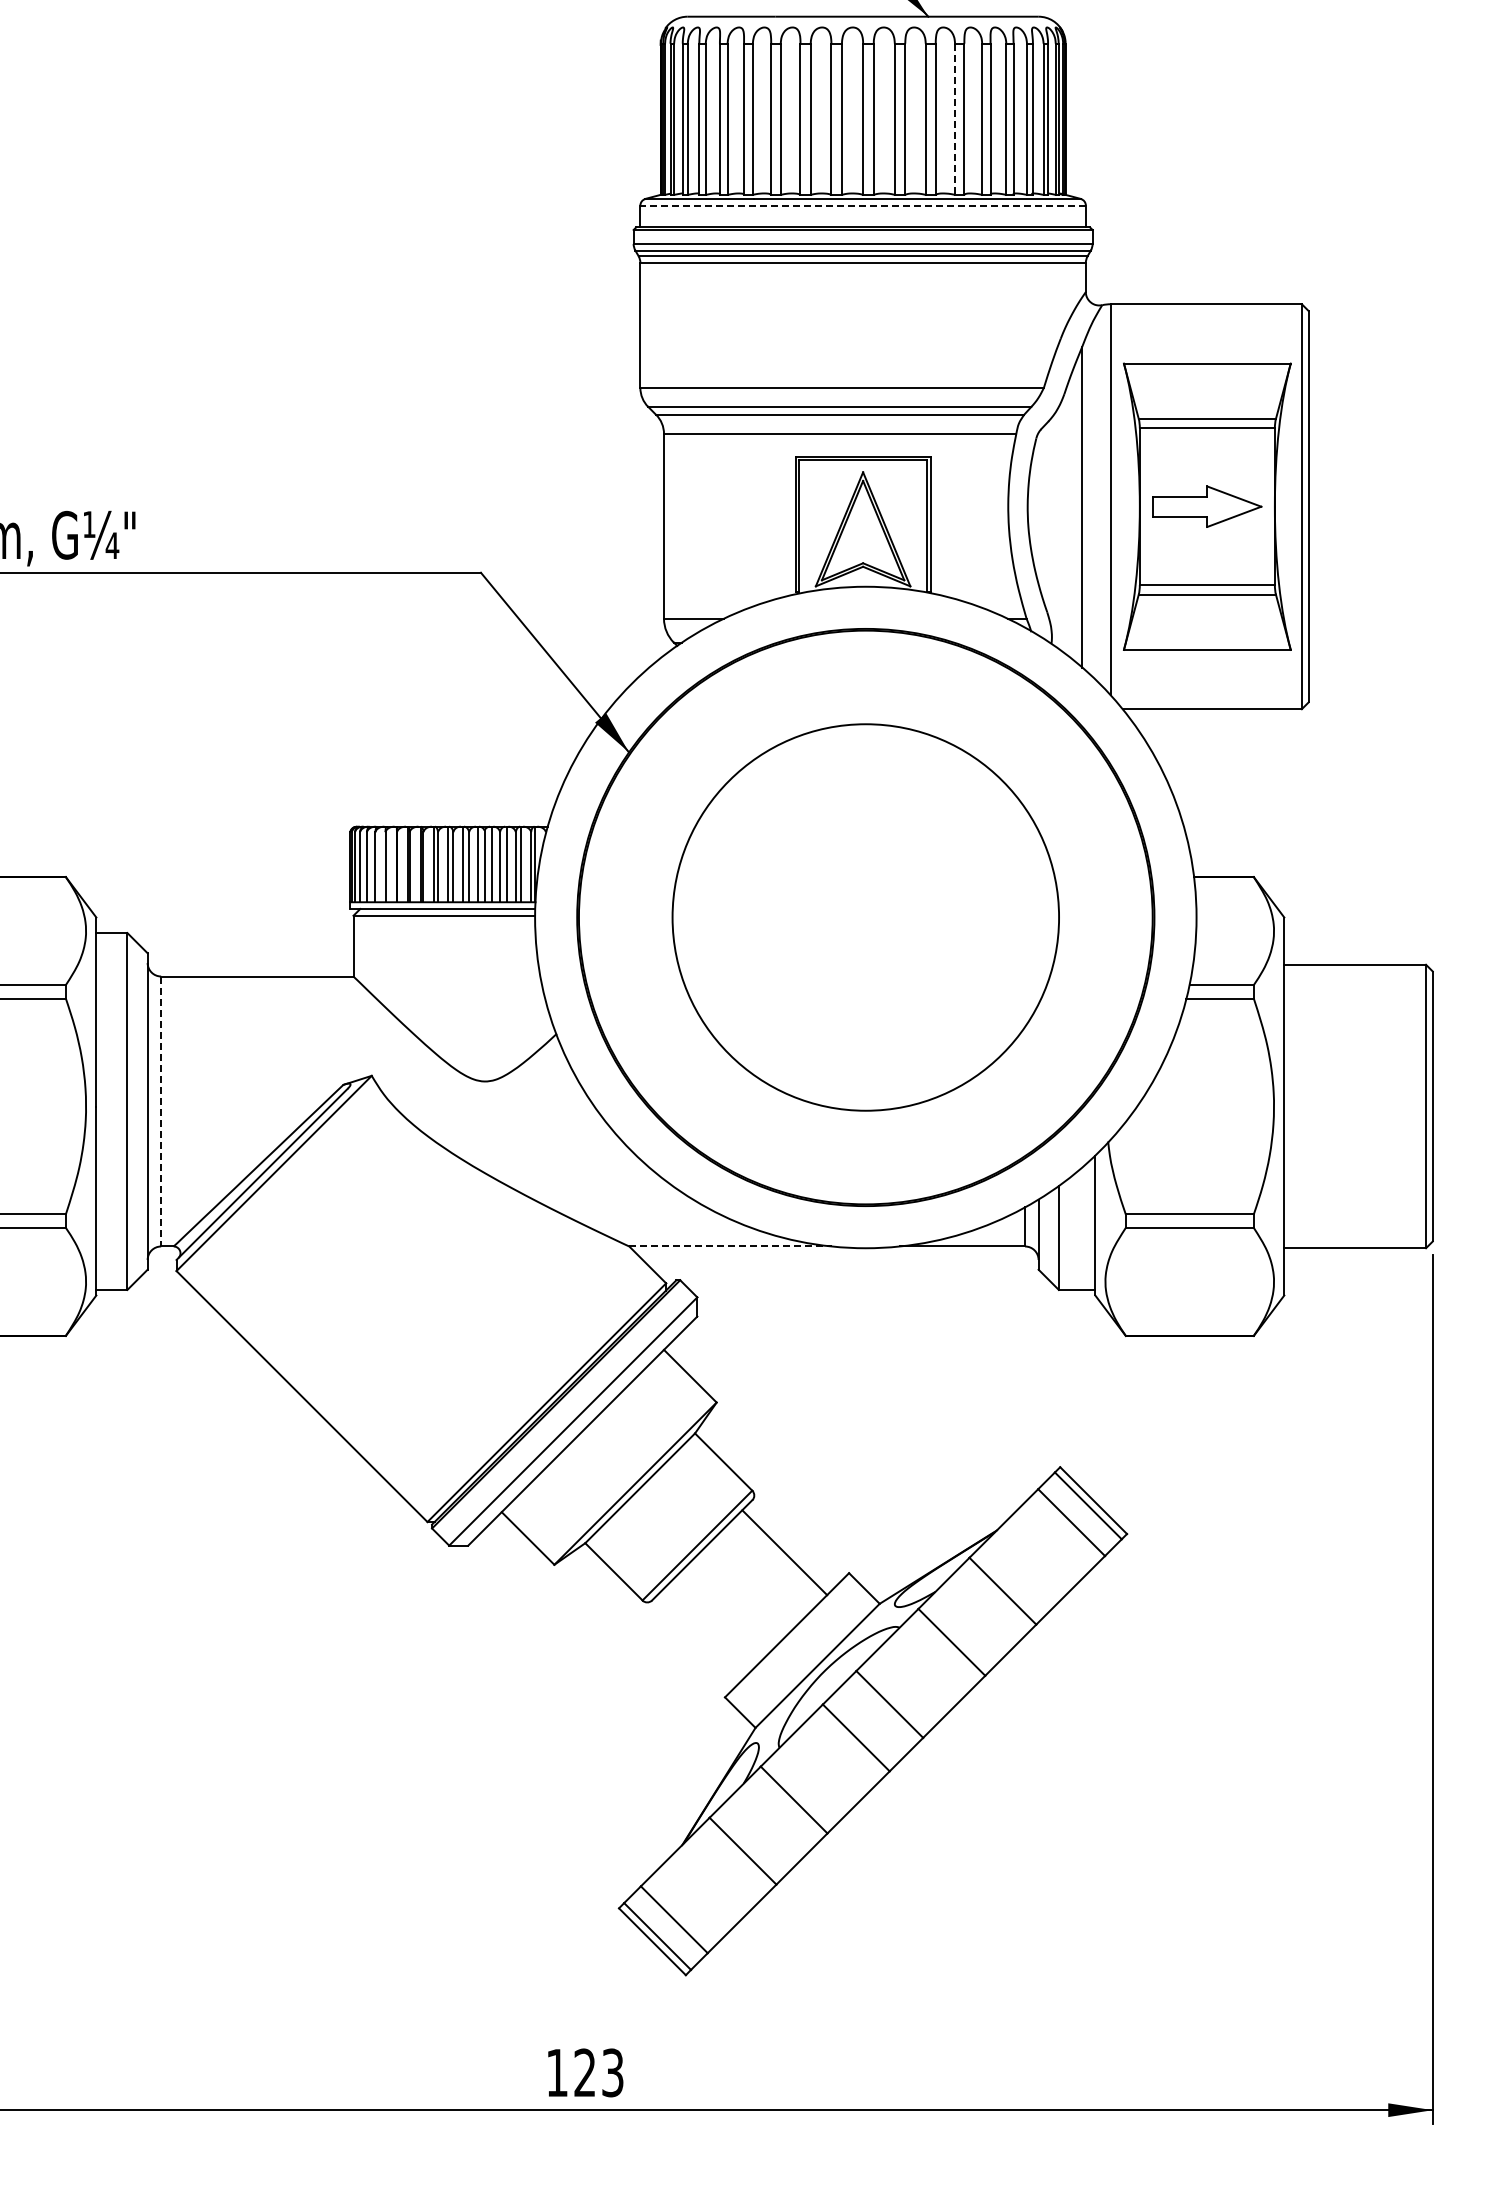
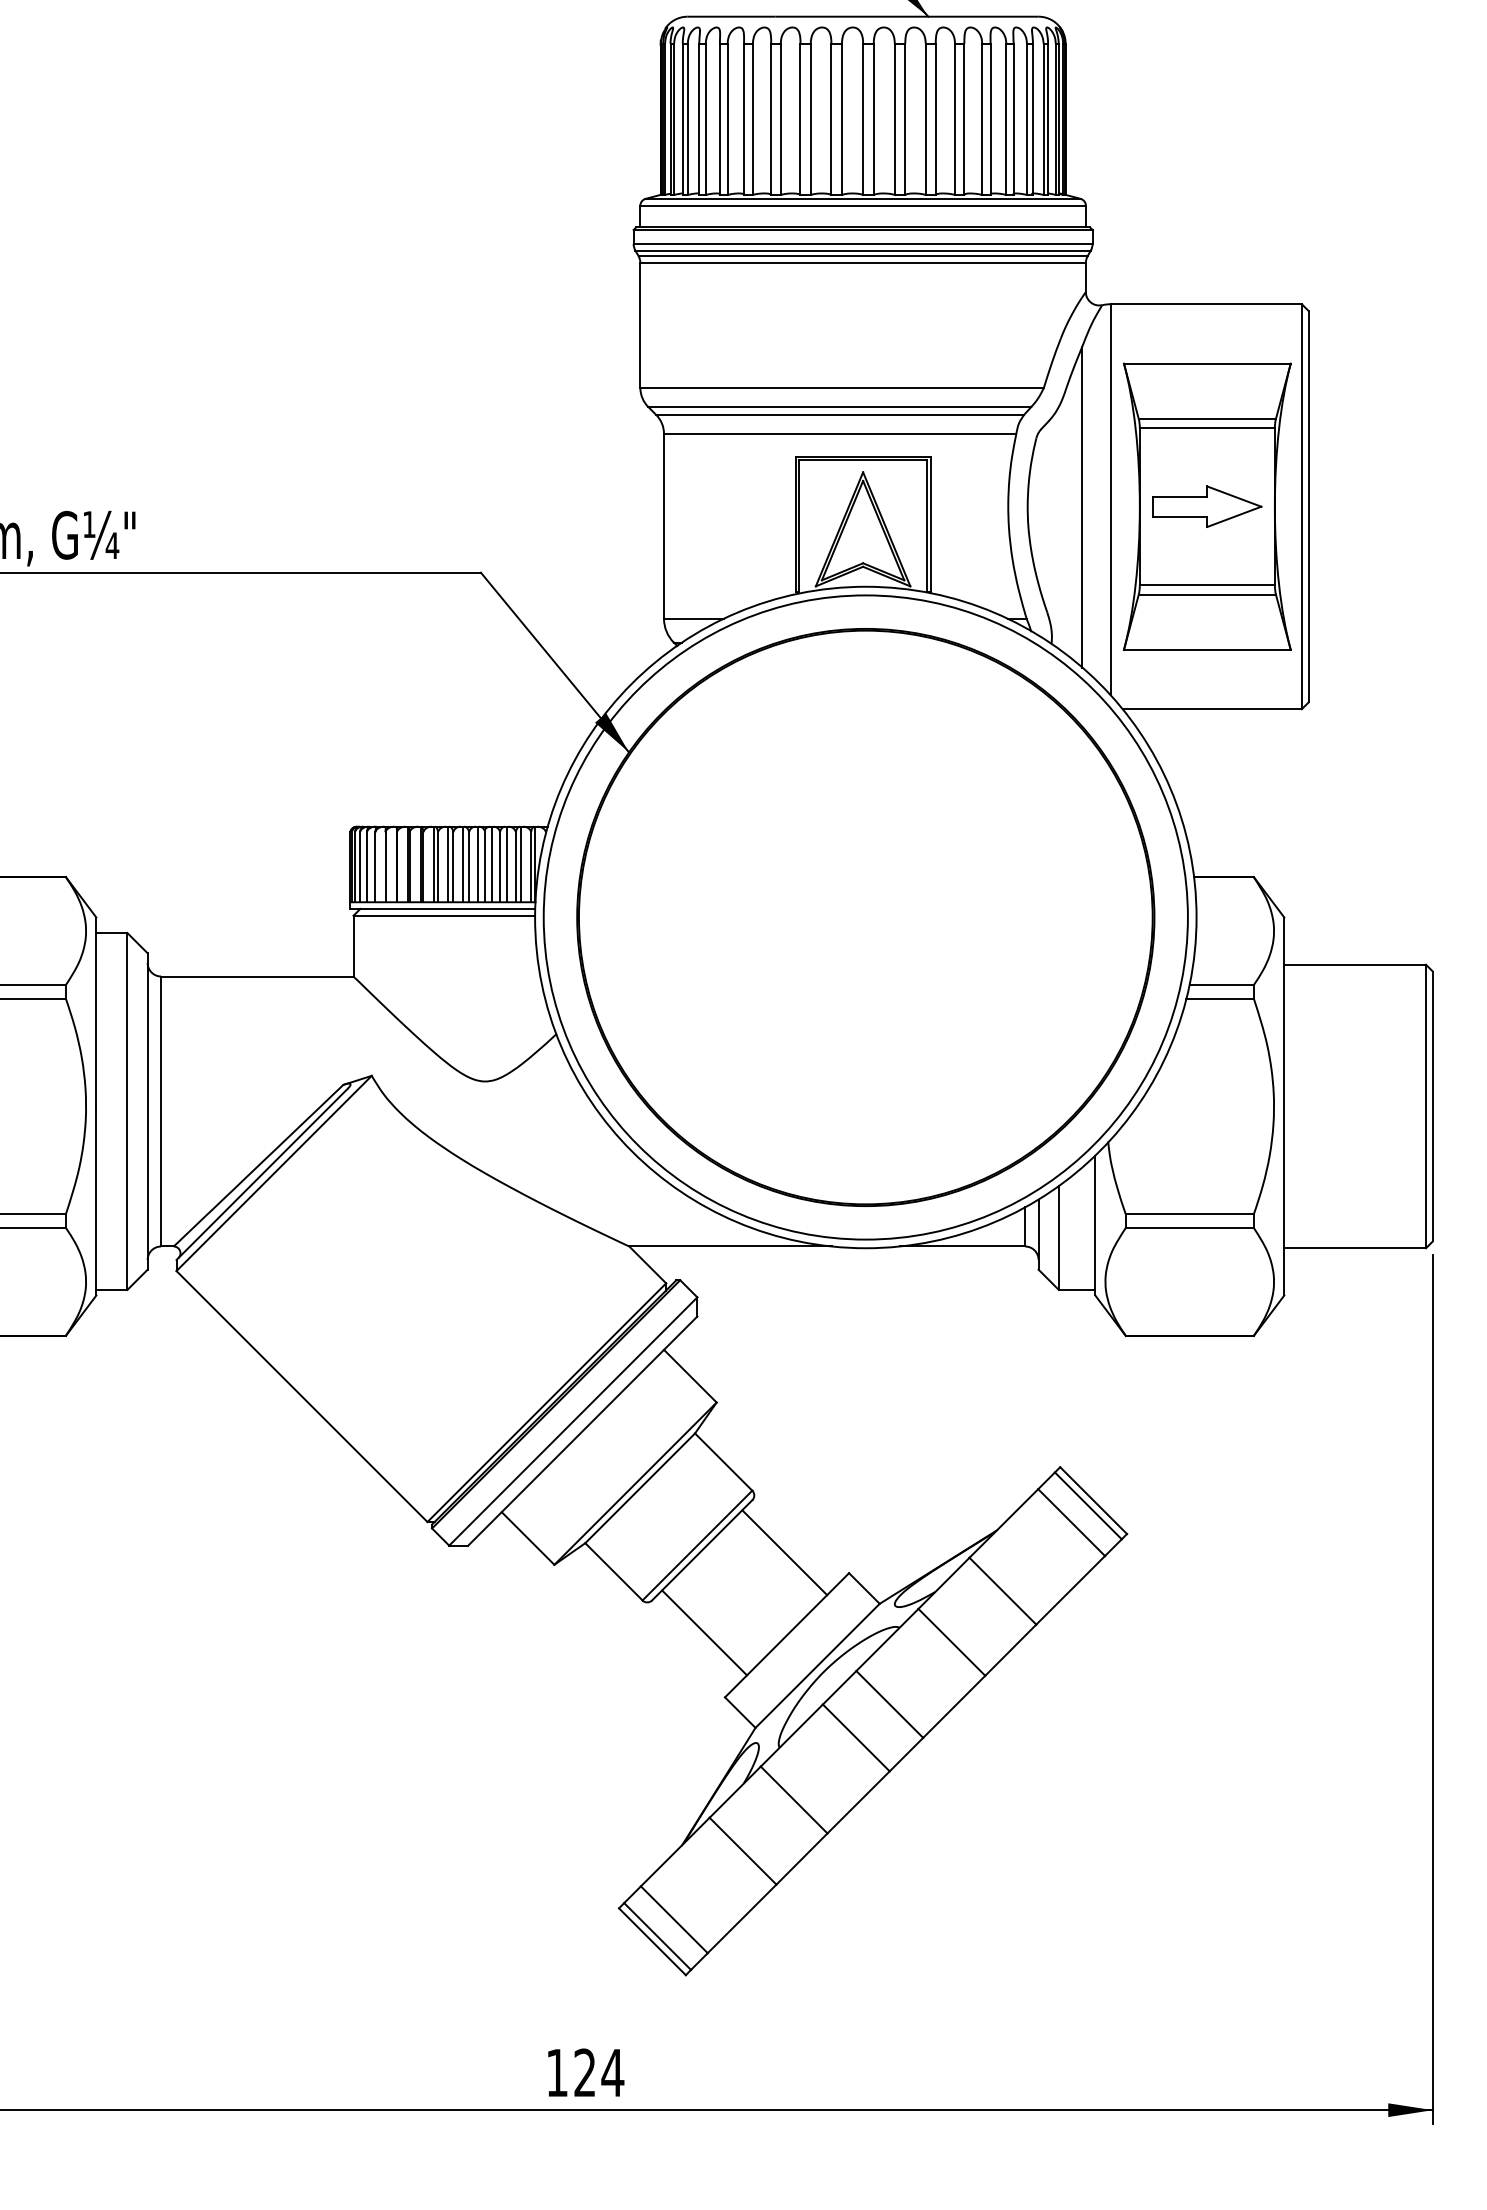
line: dashed -> solid (955, 119)
line: dashed -> solid (863, 205)
circle diameter: 387 px -> 644 px (865, 917)
line: dashed -> solid (161, 1111)
line: dashed -> solid (731, 1246)
line: none -> present (704, 1632)
text: 123 -> 124 (612, 2072)
